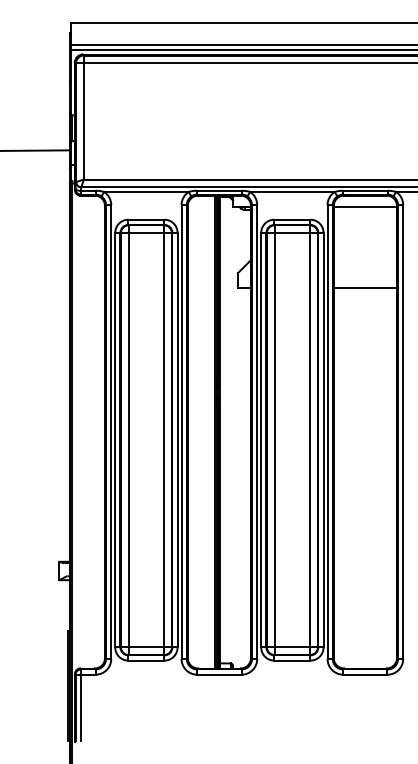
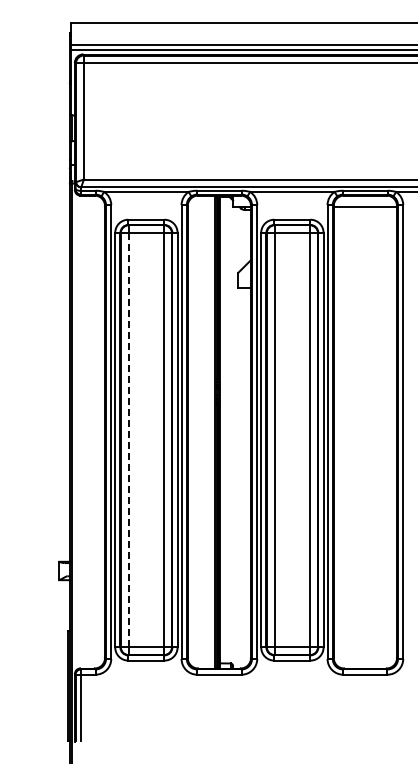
line: present -> none (35, 150)
line: present -> none (365, 288)
line: solid -> dashed (128, 440)
